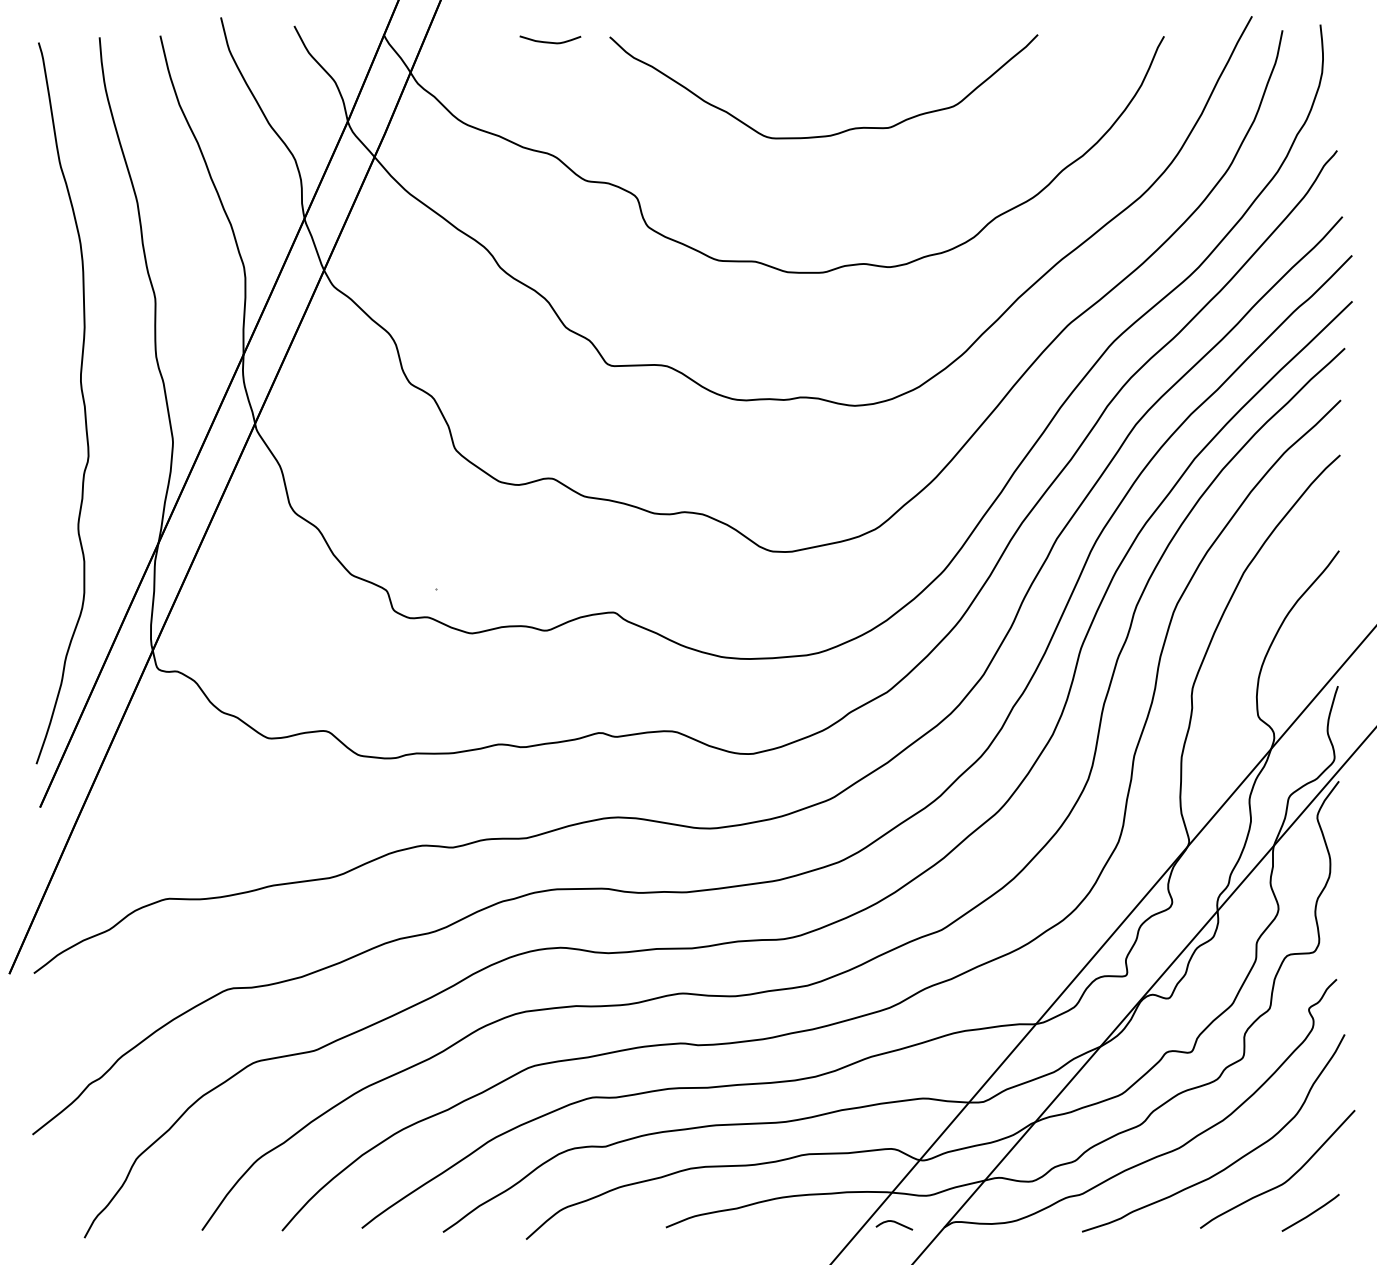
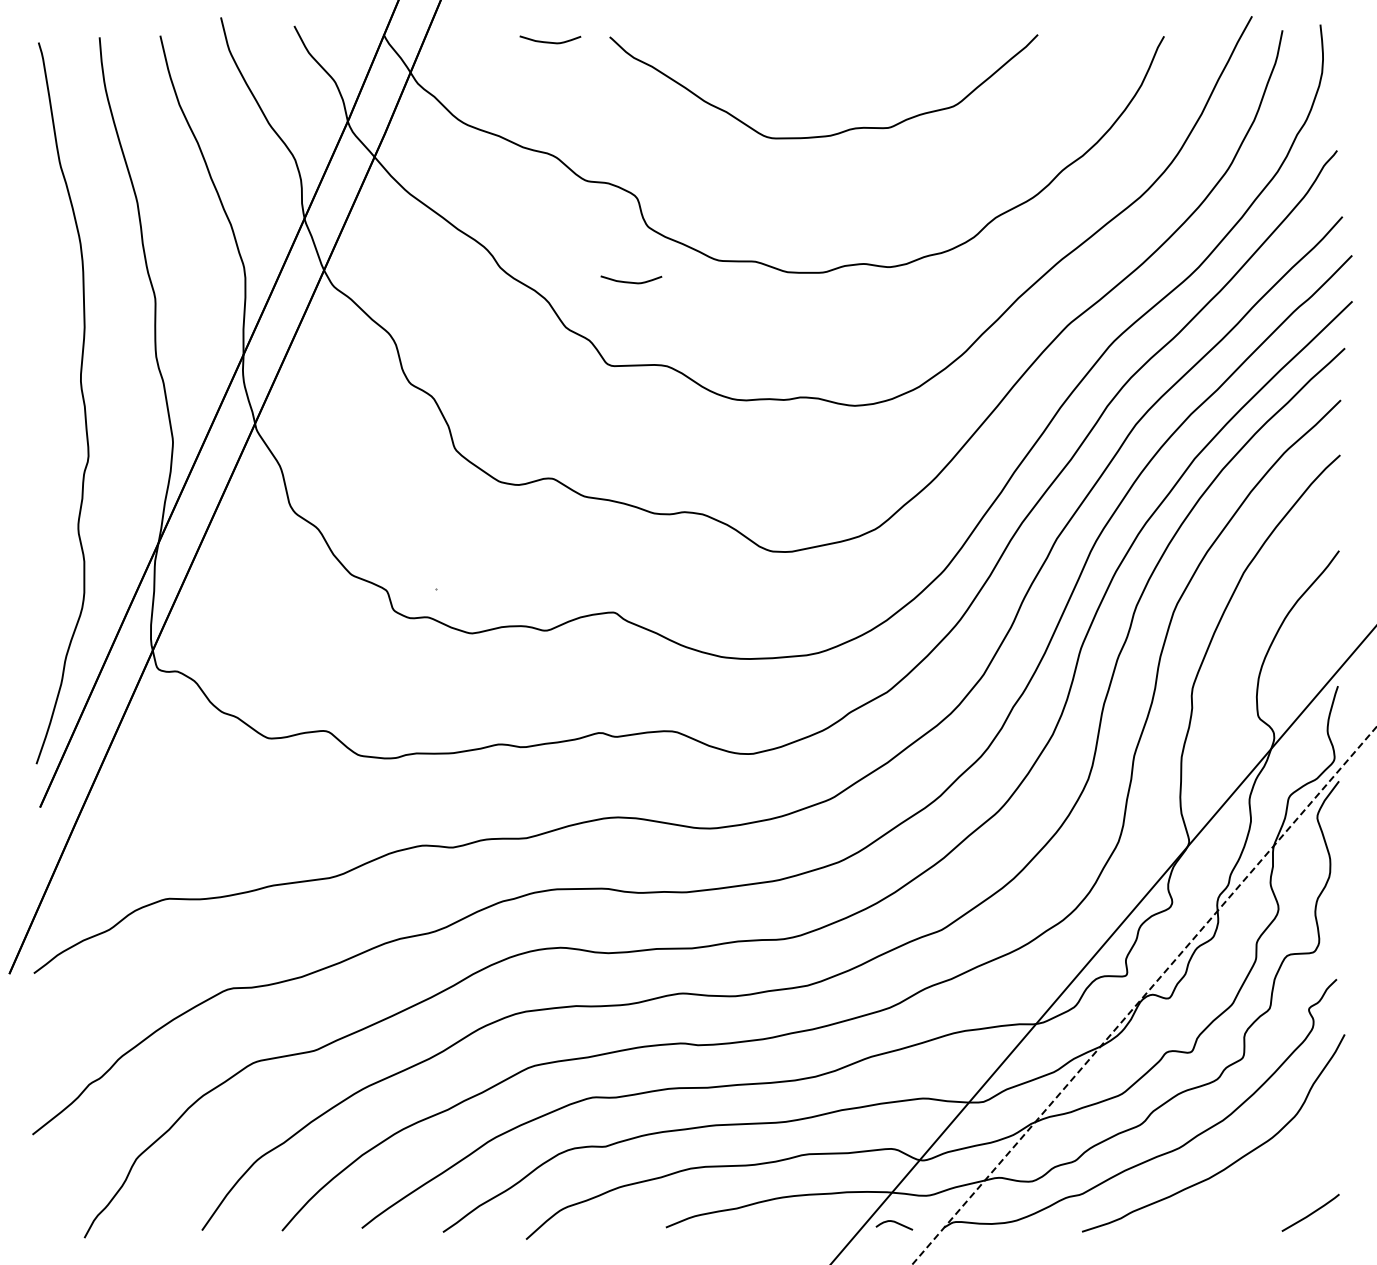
curve: none -> present (631, 281)
line: solid -> dashed (1144, 995)
curve: present -> none (1284, 1181)
